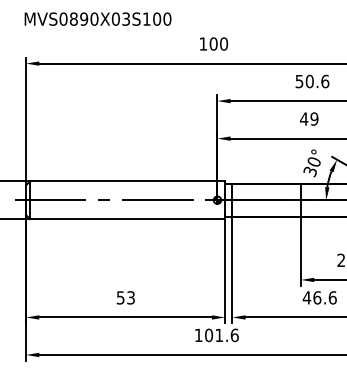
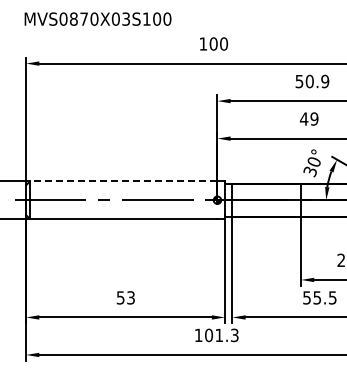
text: MVS0890X03S100 -> MVS0870X03S100 (84, 18)
text: 50.6 -> 50.9 (325, 81)
line: solid -> dashed (123, 181)
text: 46.6 -> 55.5 (319, 297)
text: 101.6 -> 101.3 (234, 335)
